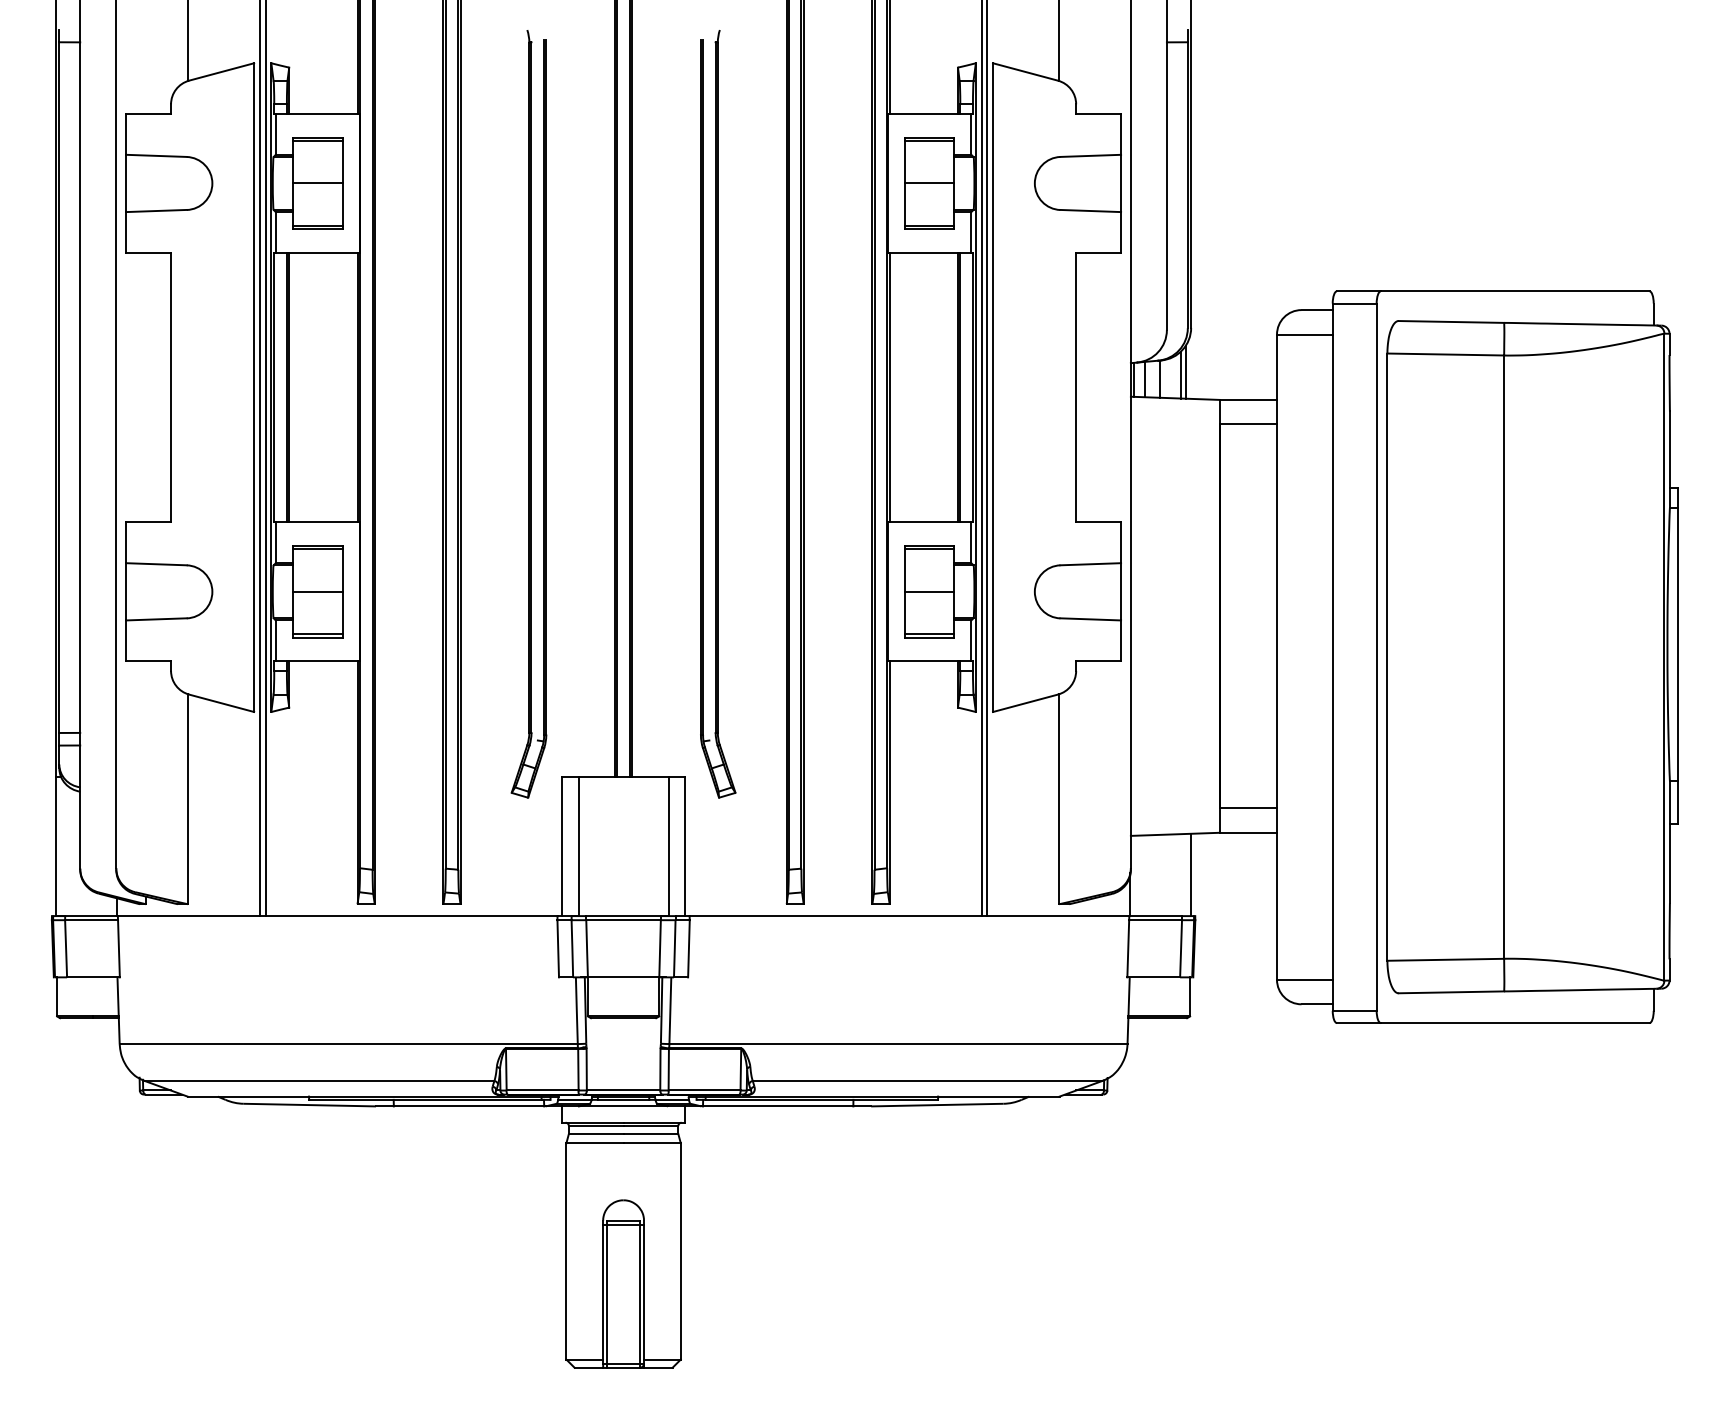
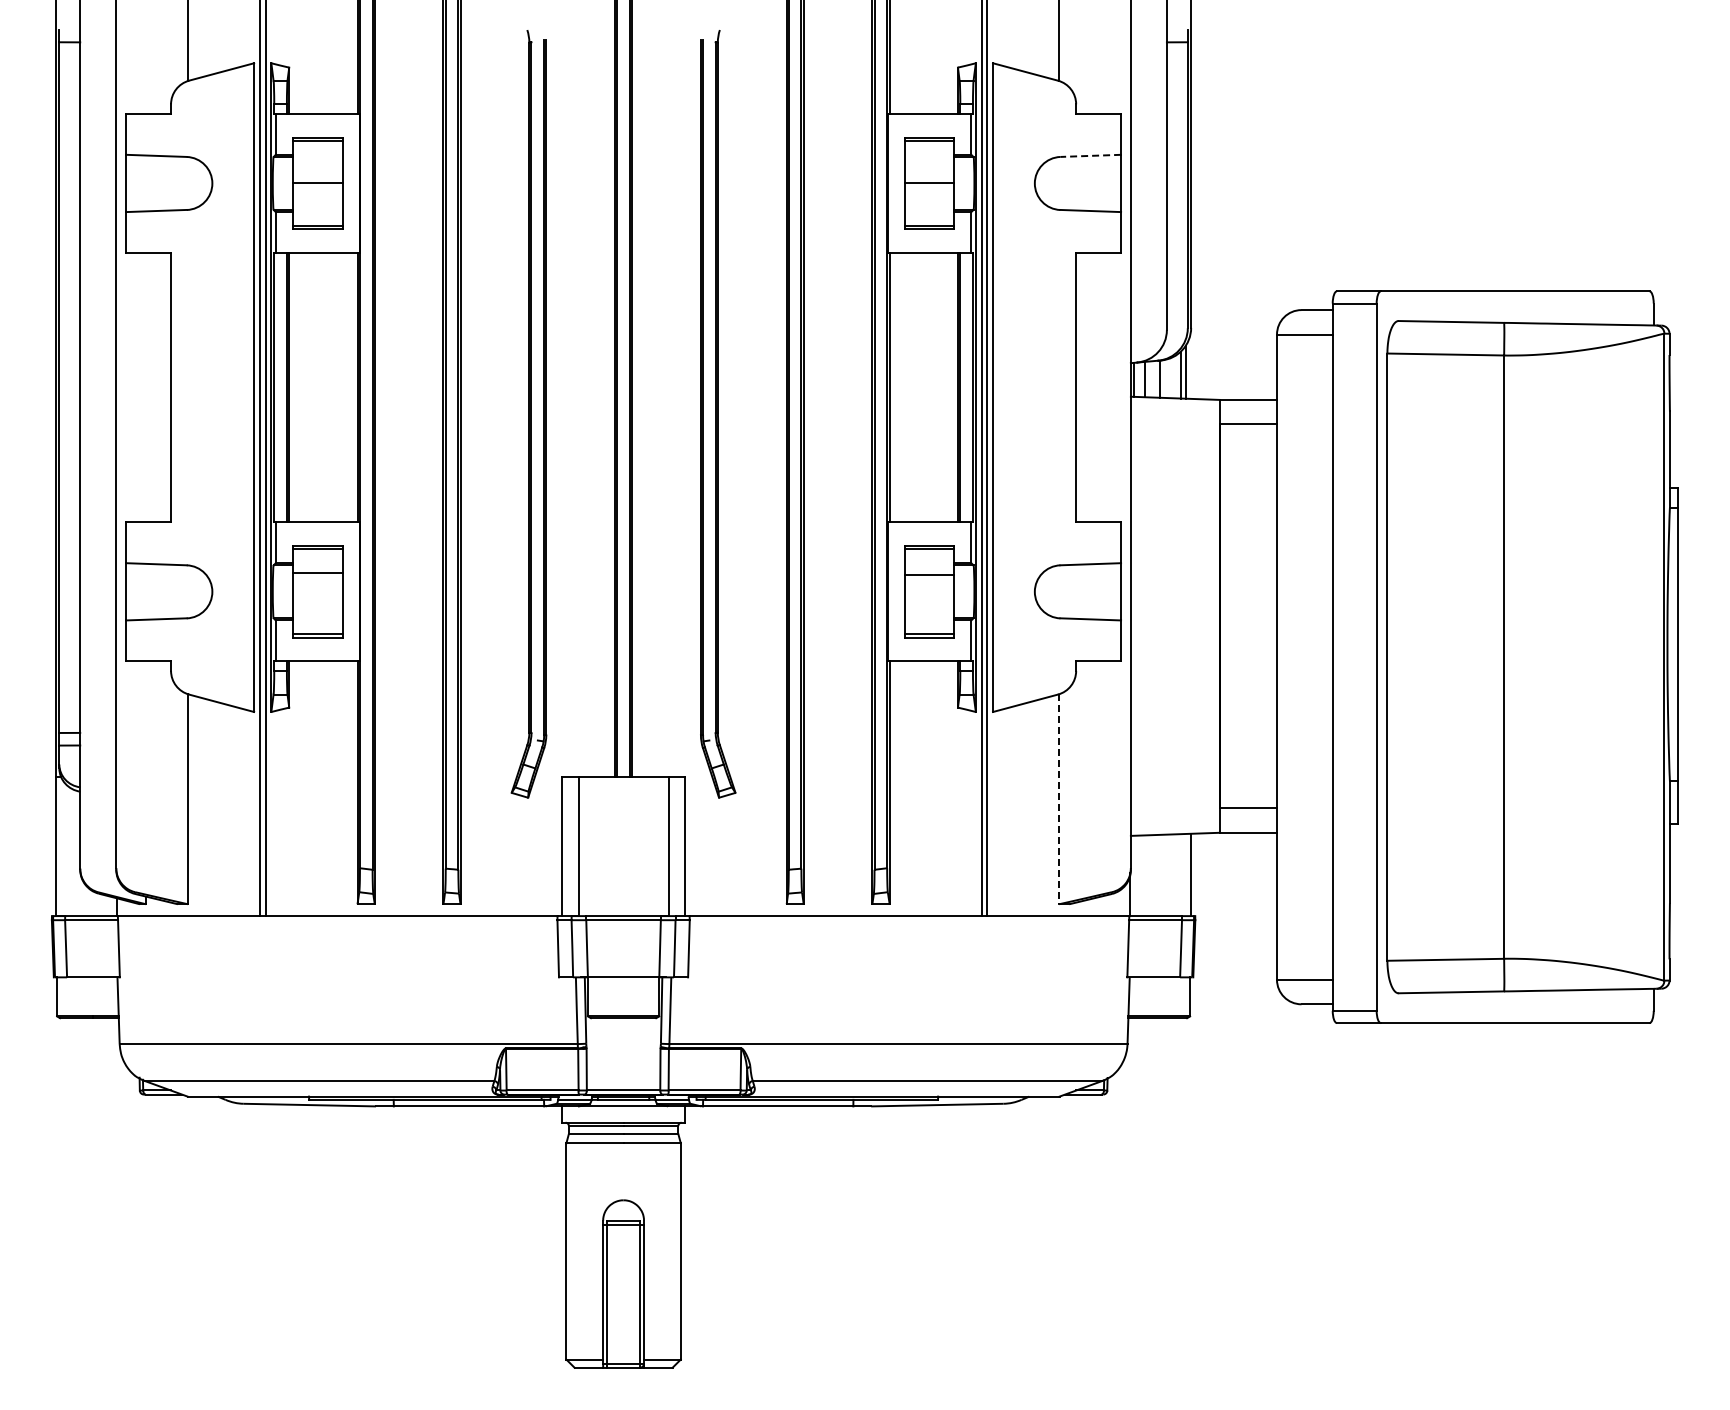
line: solid -> dashed (1090, 155)
line position: (317, 591) -> (317, 572) (317, 572)
line position: (929, 591) -> (929, 574) (929, 574)
line: solid -> dashed (1059, 799)
